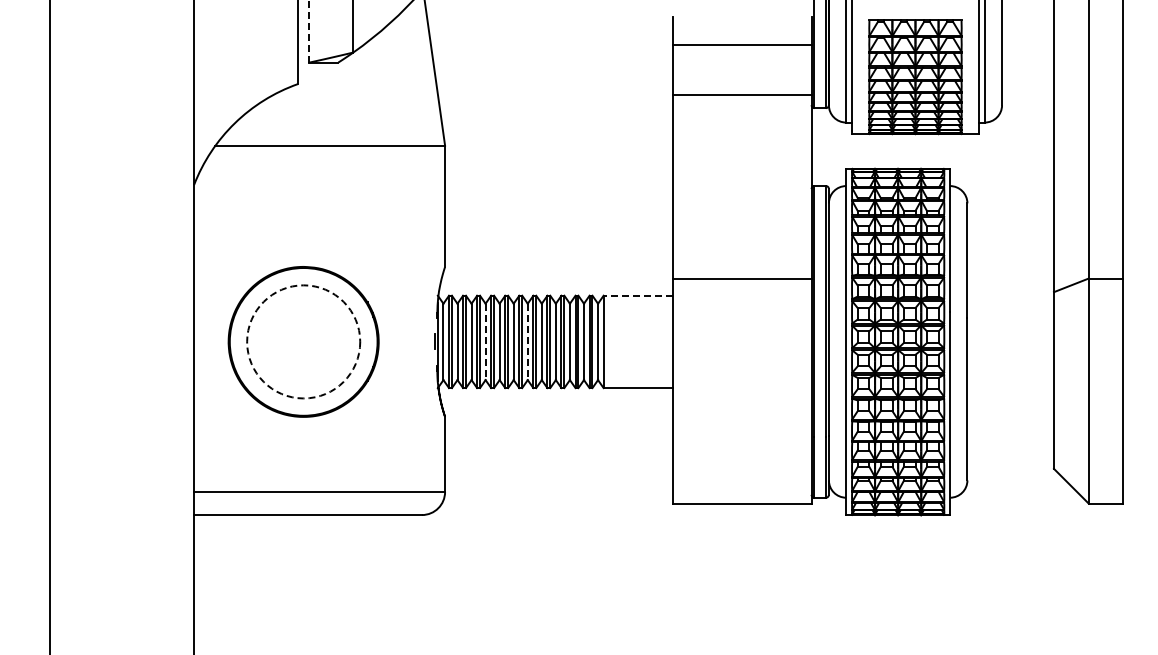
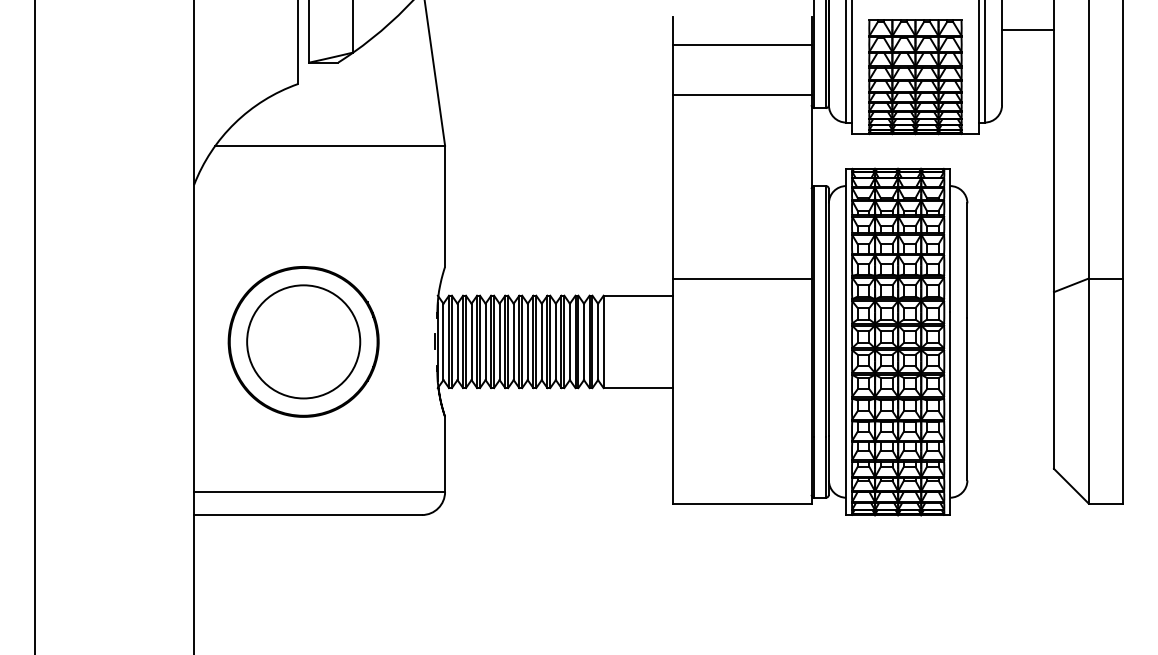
line: none -> present (1028, 30)
line: dashed -> solid (309, 31)
line: dashed -> solid (638, 295)
line position: (49, 326) -> (34, 326) (34, 326)
circle: dashed -> solid (303, 341)
line: dashed -> solid (485, 342)
line: dashed -> solid (527, 342)
